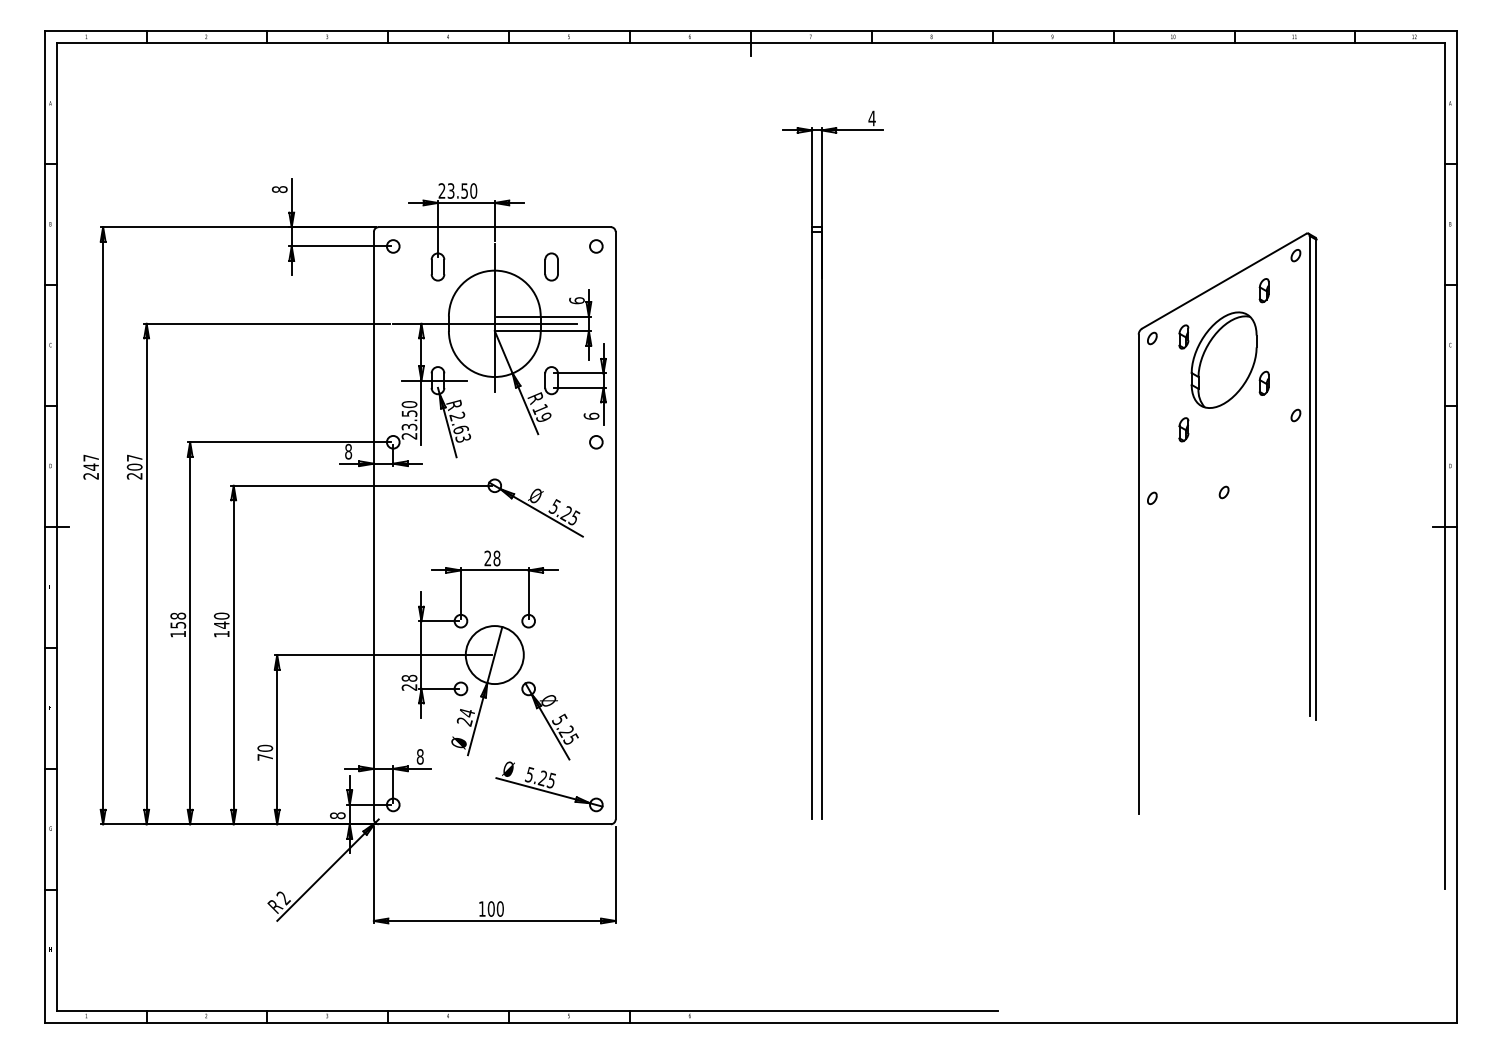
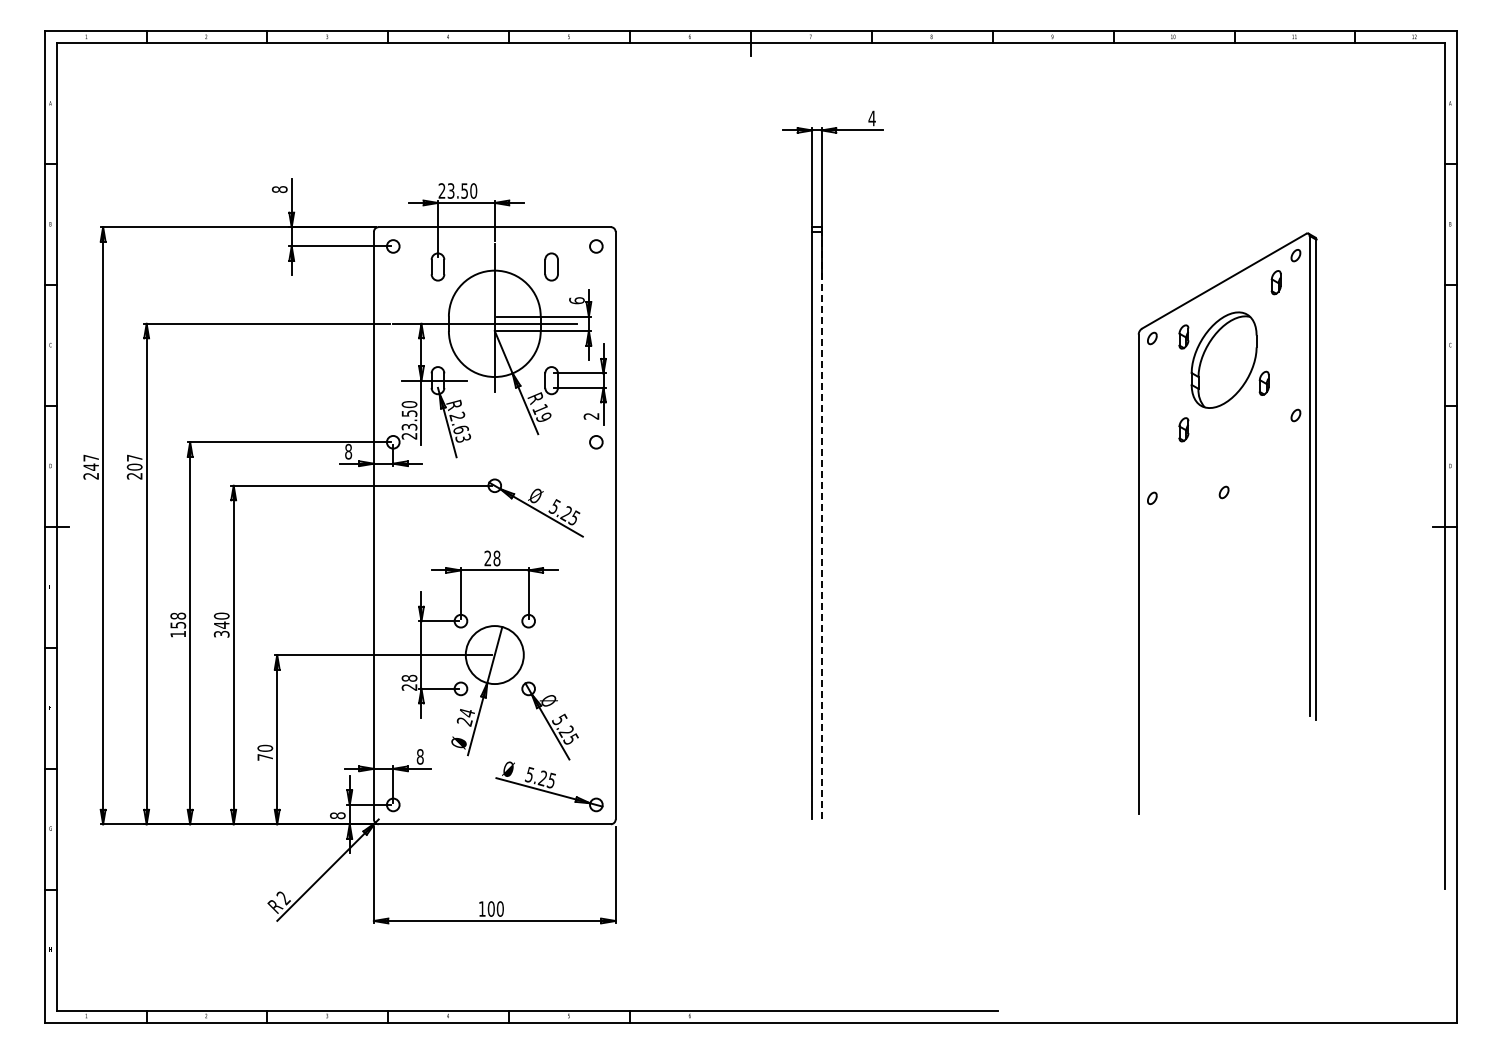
part position: (1263, 290) -> (1275, 282) (1275, 282)
text: 6 -> 2 (591, 415)
line: solid -> dashed (821, 525)
text: 140 -> 340 (221, 633)
